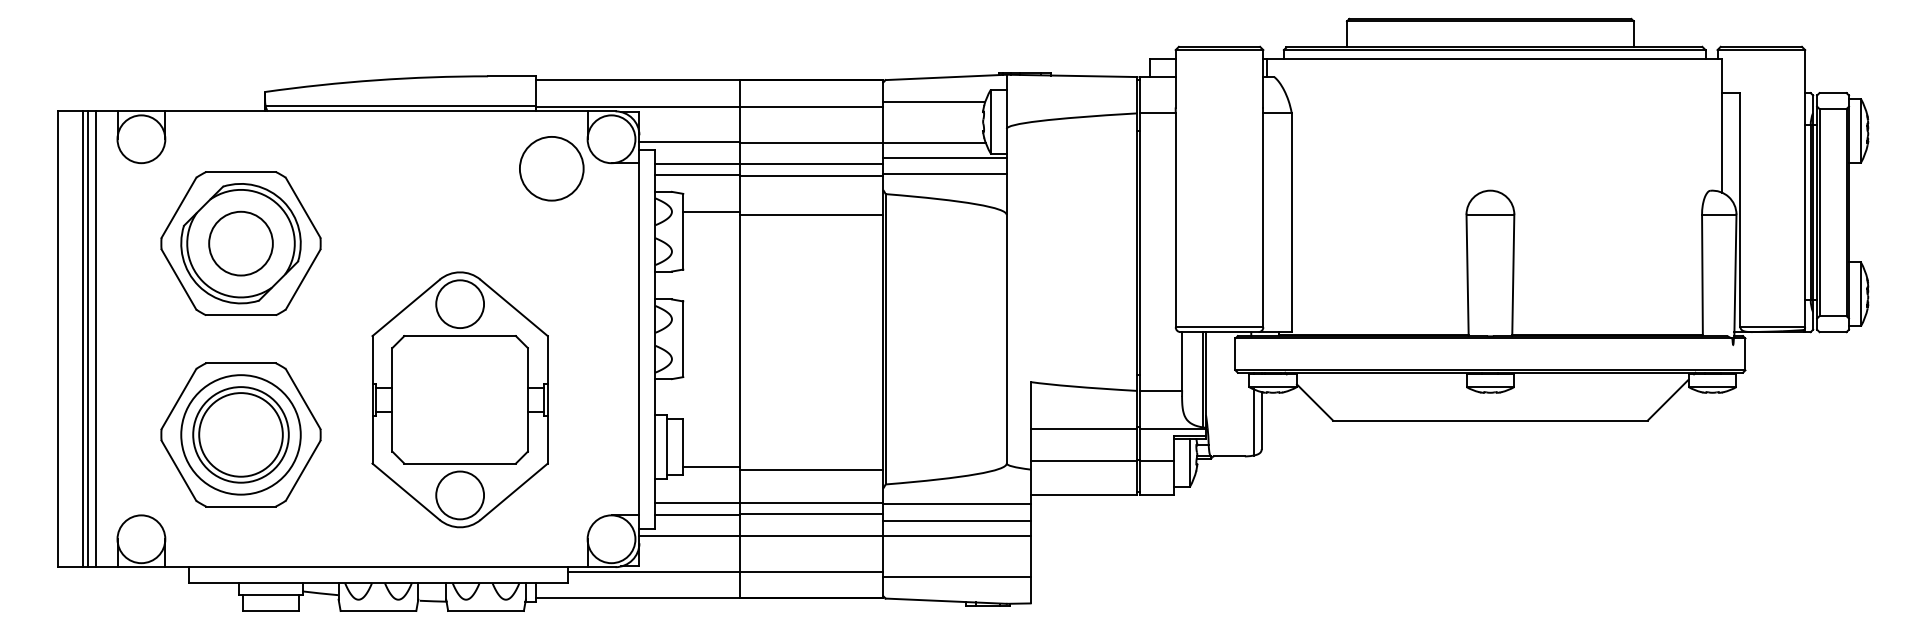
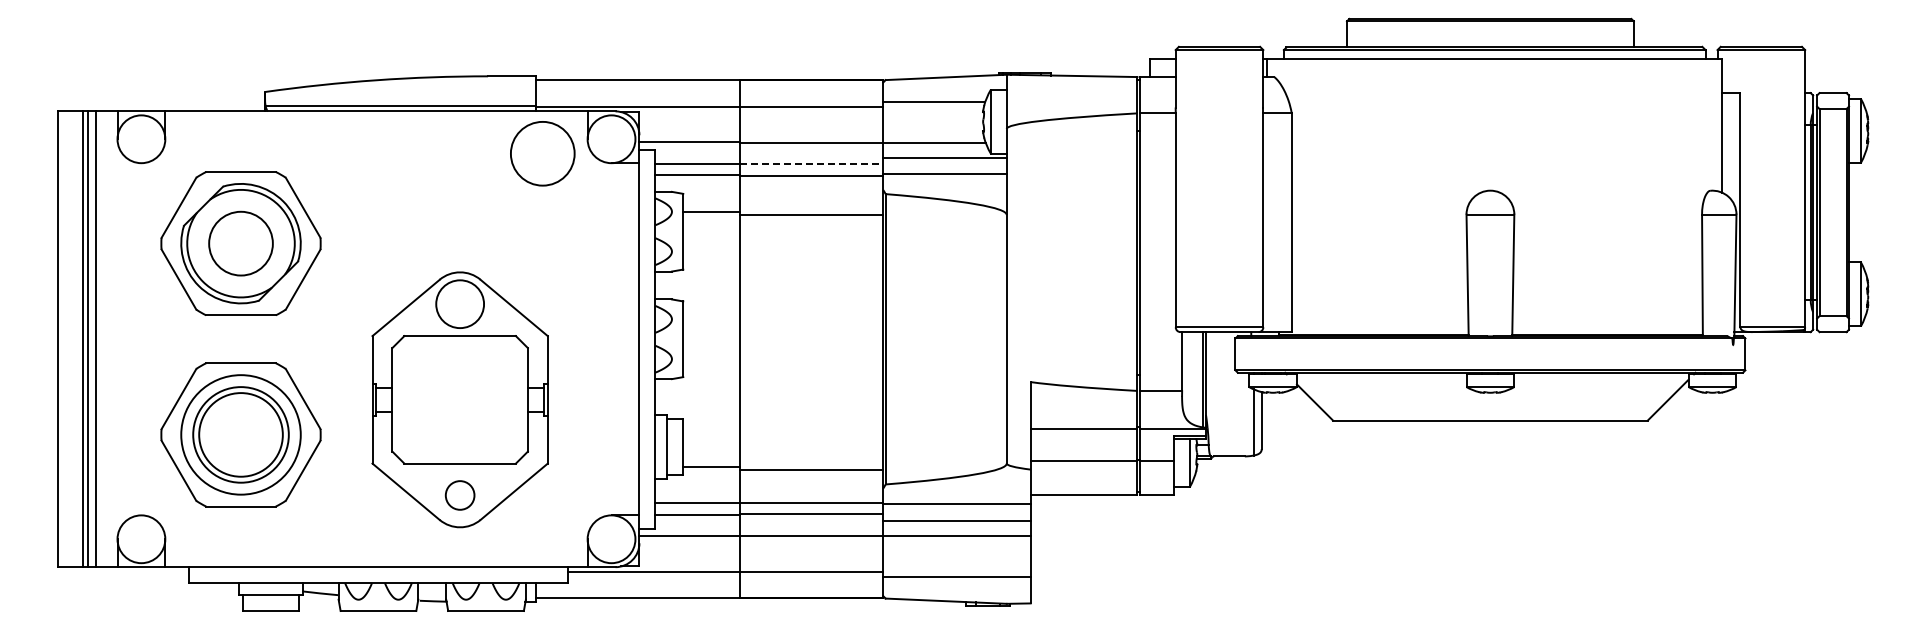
line: solid -> dashed (811, 164)
circle position: (551, 168) -> (542, 153) (542, 153)
circle diameter: 48 px -> 29 px (459, 495)
